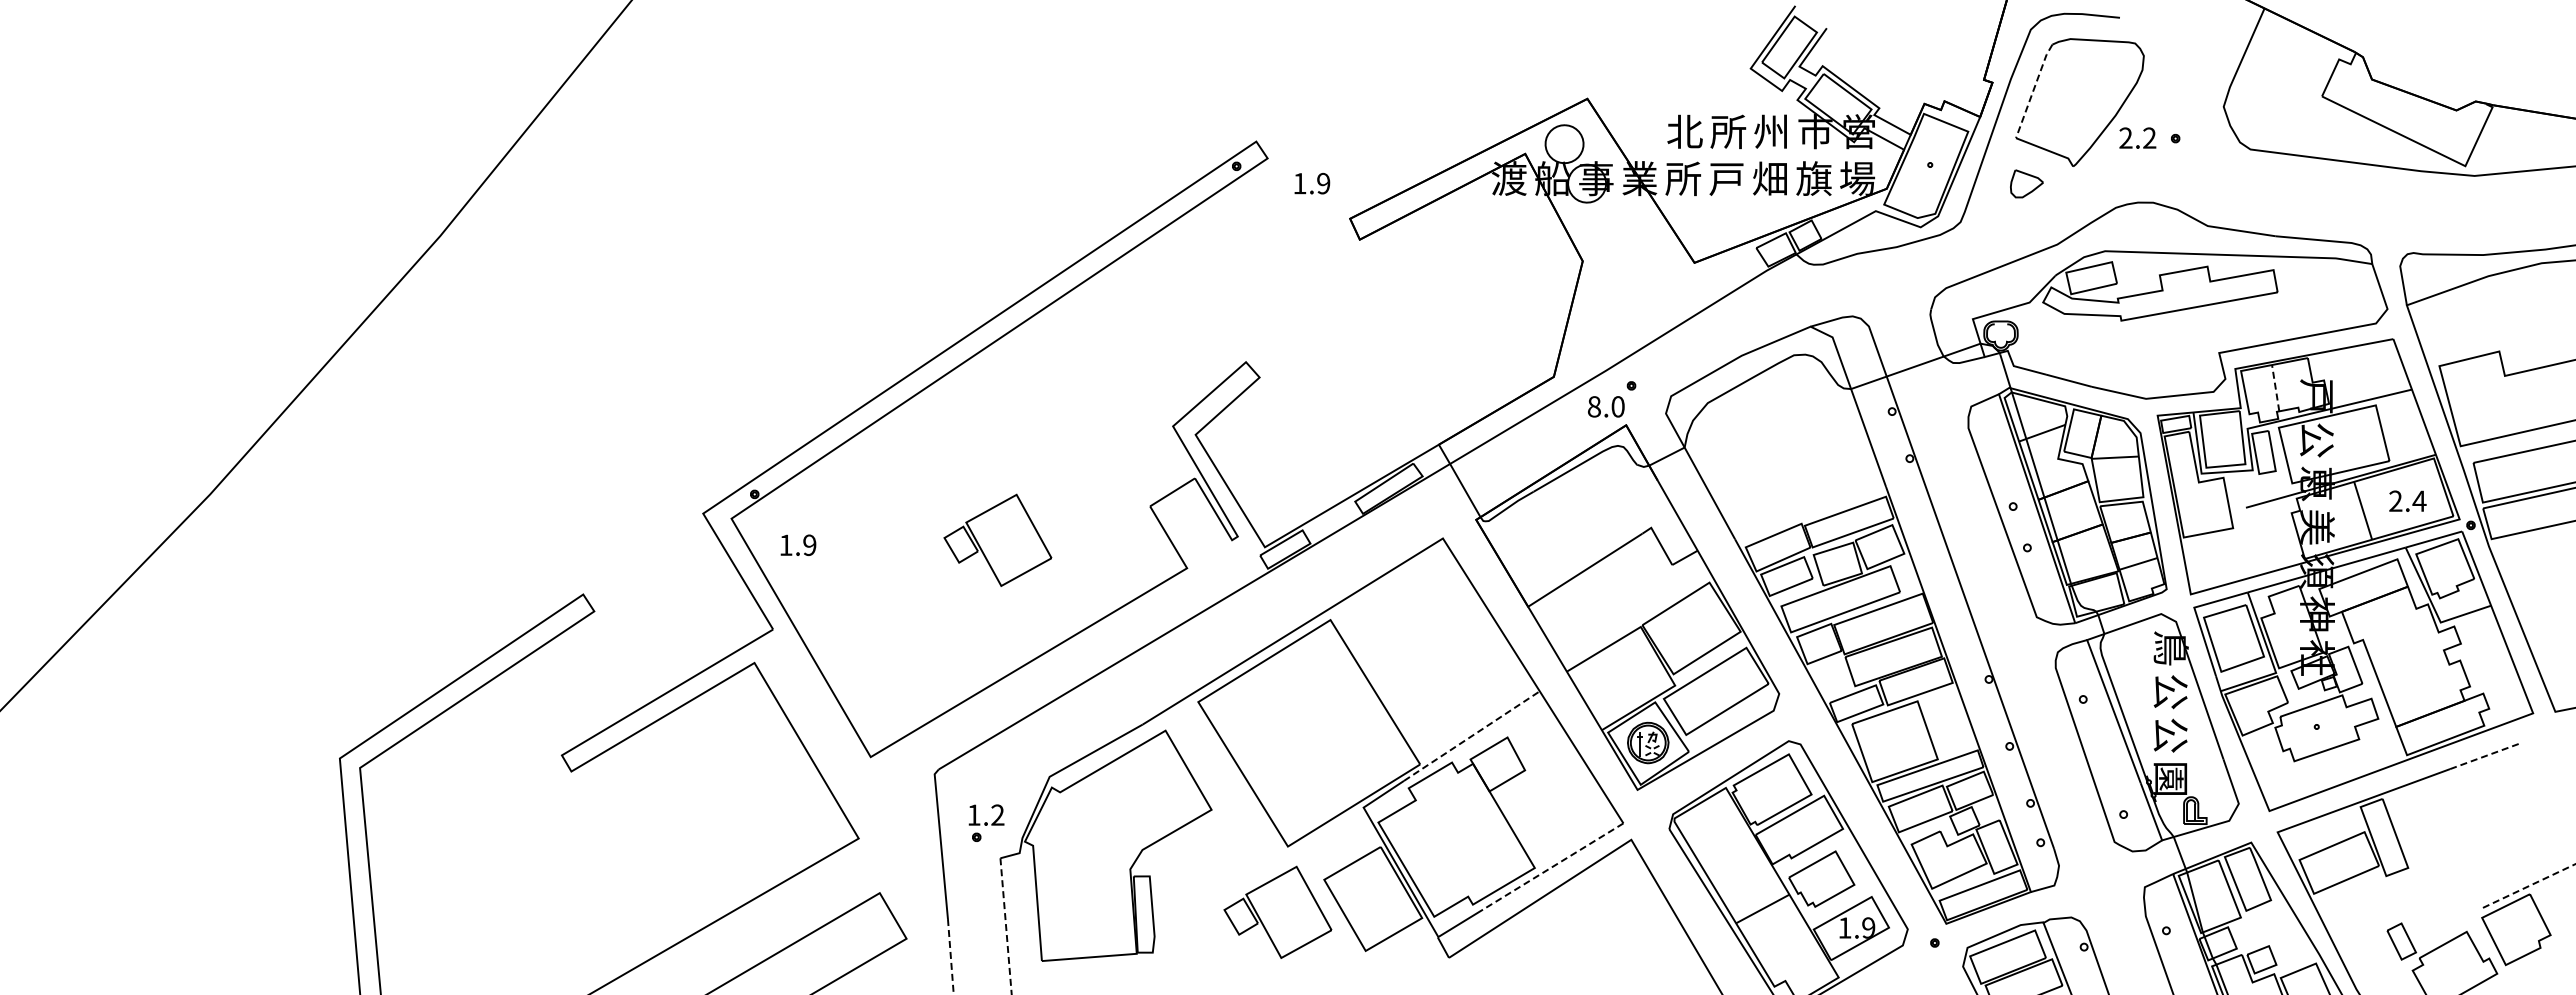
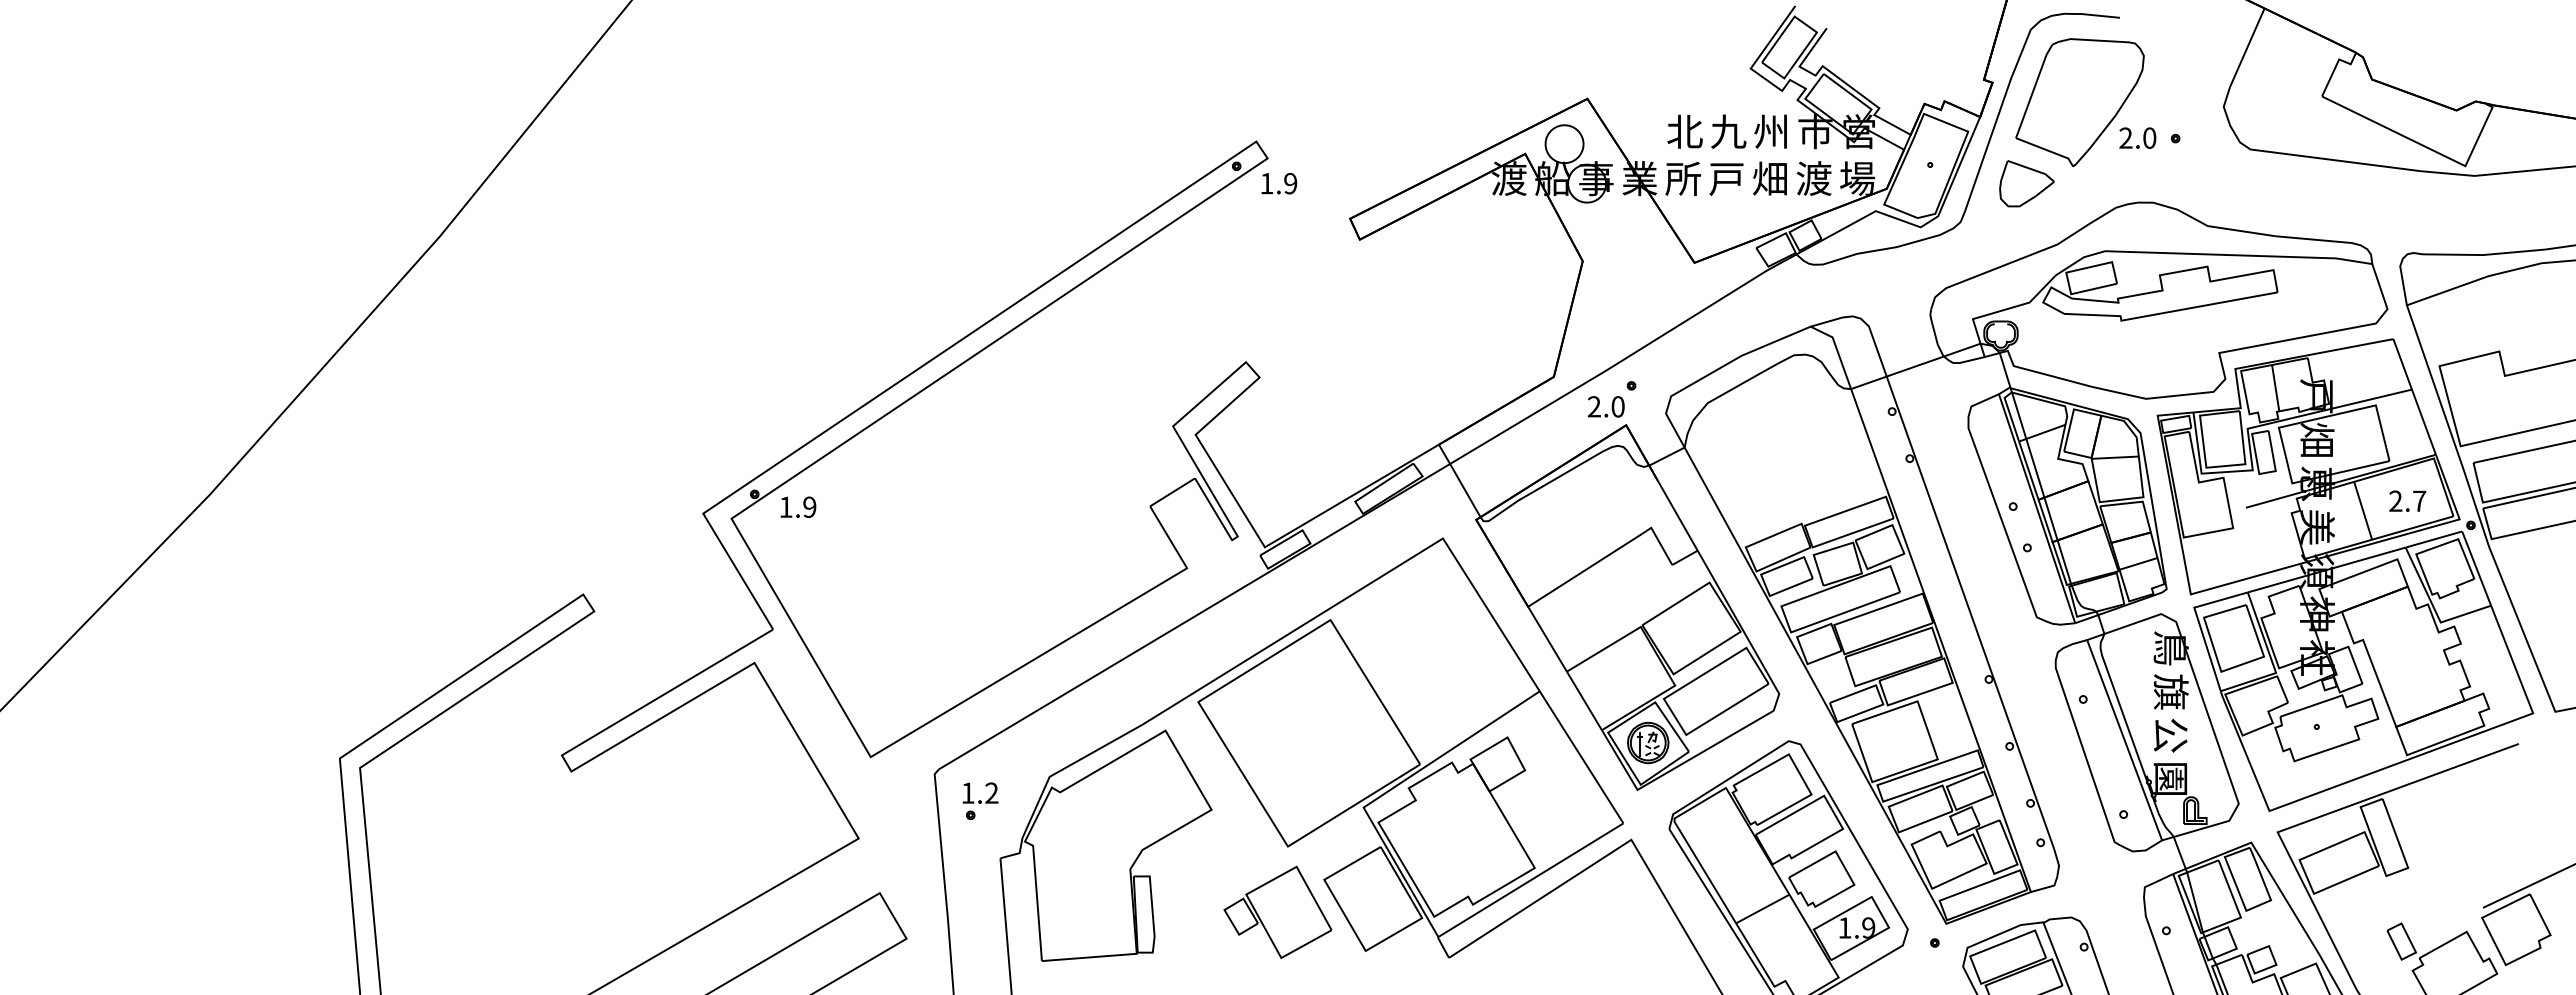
line: dashed -> solid (2033, 90)
text: 所 -> 九 (1728, 131)
text: 2.2 -> 2.0 (2149, 137)
text: 旗 -> 渡 (1813, 178)
text position: (1312, 183) -> (1279, 183) (1279, 183)
part size: 34x30 px -> 56x48 px (2026, 183)
line: dashed -> solid (2275, 387)
text: 8.0 -> 2.0 (1593, 406)
text: 公 -> 畑 (2317, 439)
text: 2.4 -> 2.7 (2419, 500)
part: present -> none (997, 539)
text position: (798, 544) -> (798, 506) (798, 506)
text: 公 -> 旗 (2170, 691)
line: dashed -> solid (1472, 735)
line: dashed -> solid (2484, 756)
part position: (986, 822) -> (980, 800) (980, 800)
line: dashed -> solid (1552, 866)
line: dashed -> solid (2529, 886)
line: dashed -> solid (1006, 926)
line: dashed -> solid (950, 956)
